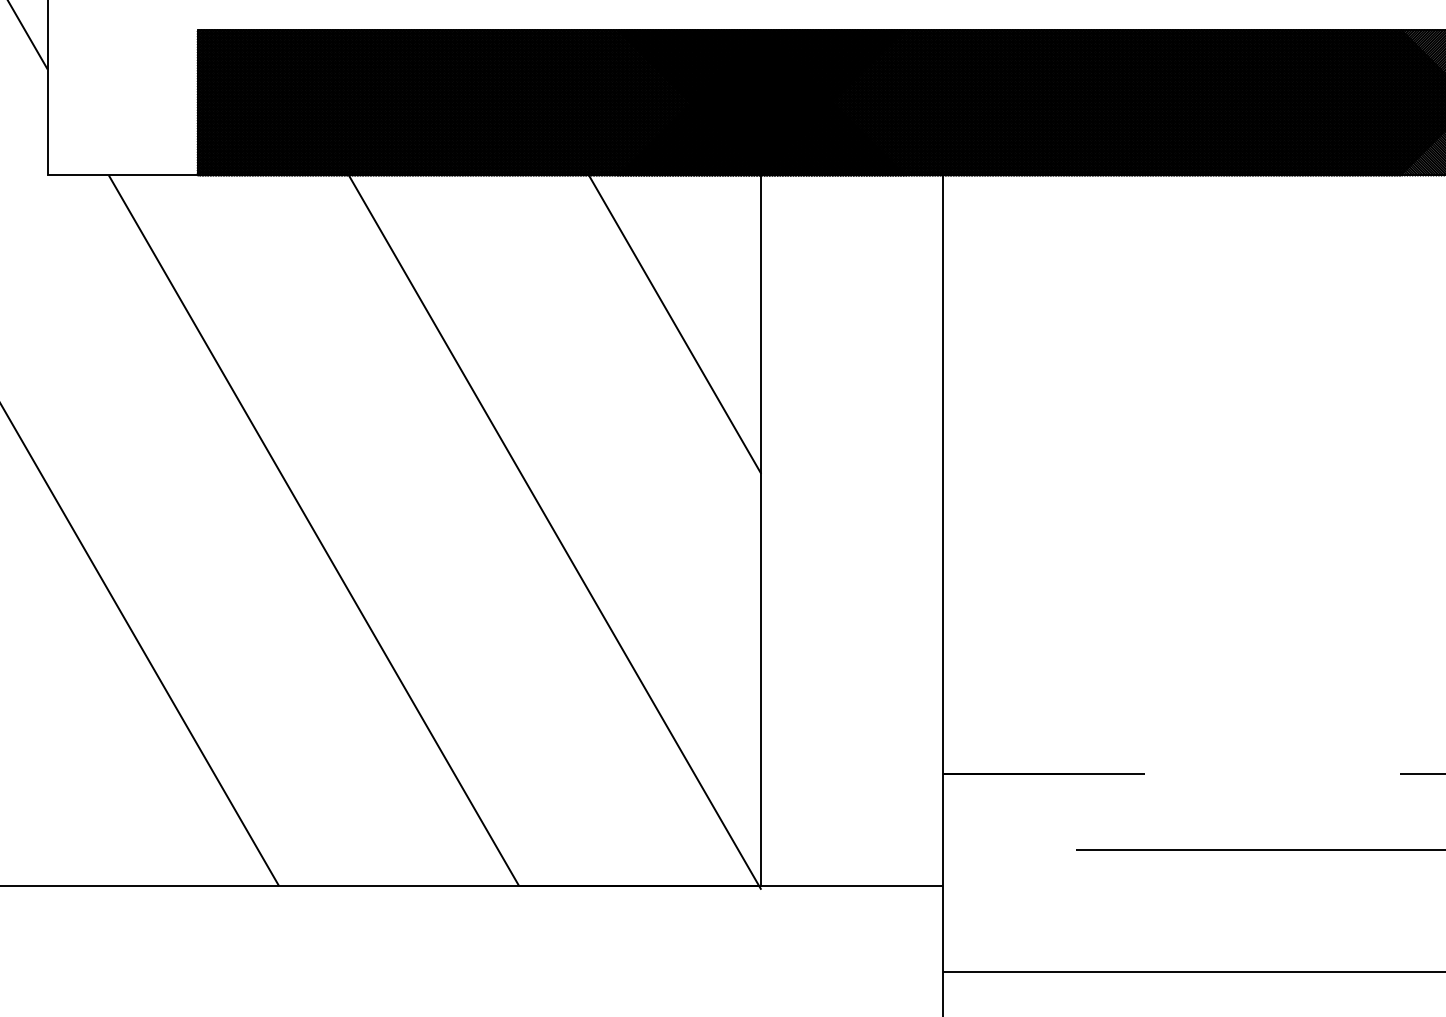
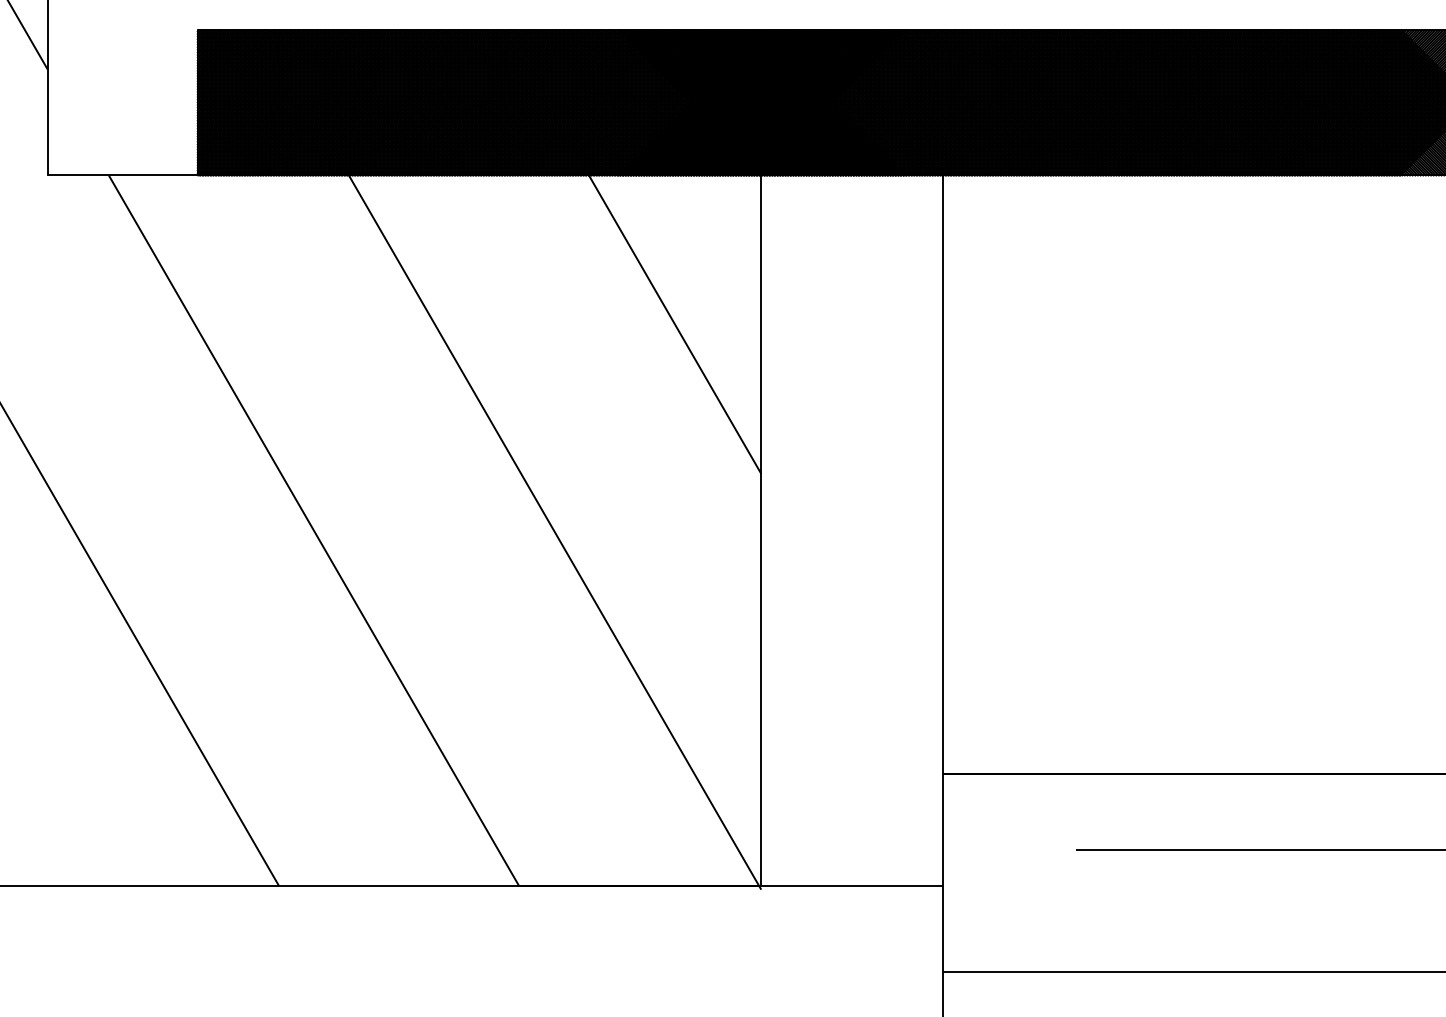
line: dashed -> solid (942, 774)
